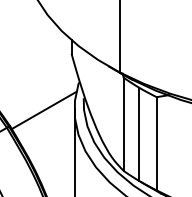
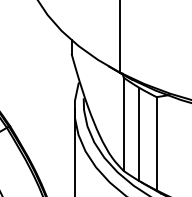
line: present -> none (43, 110)
